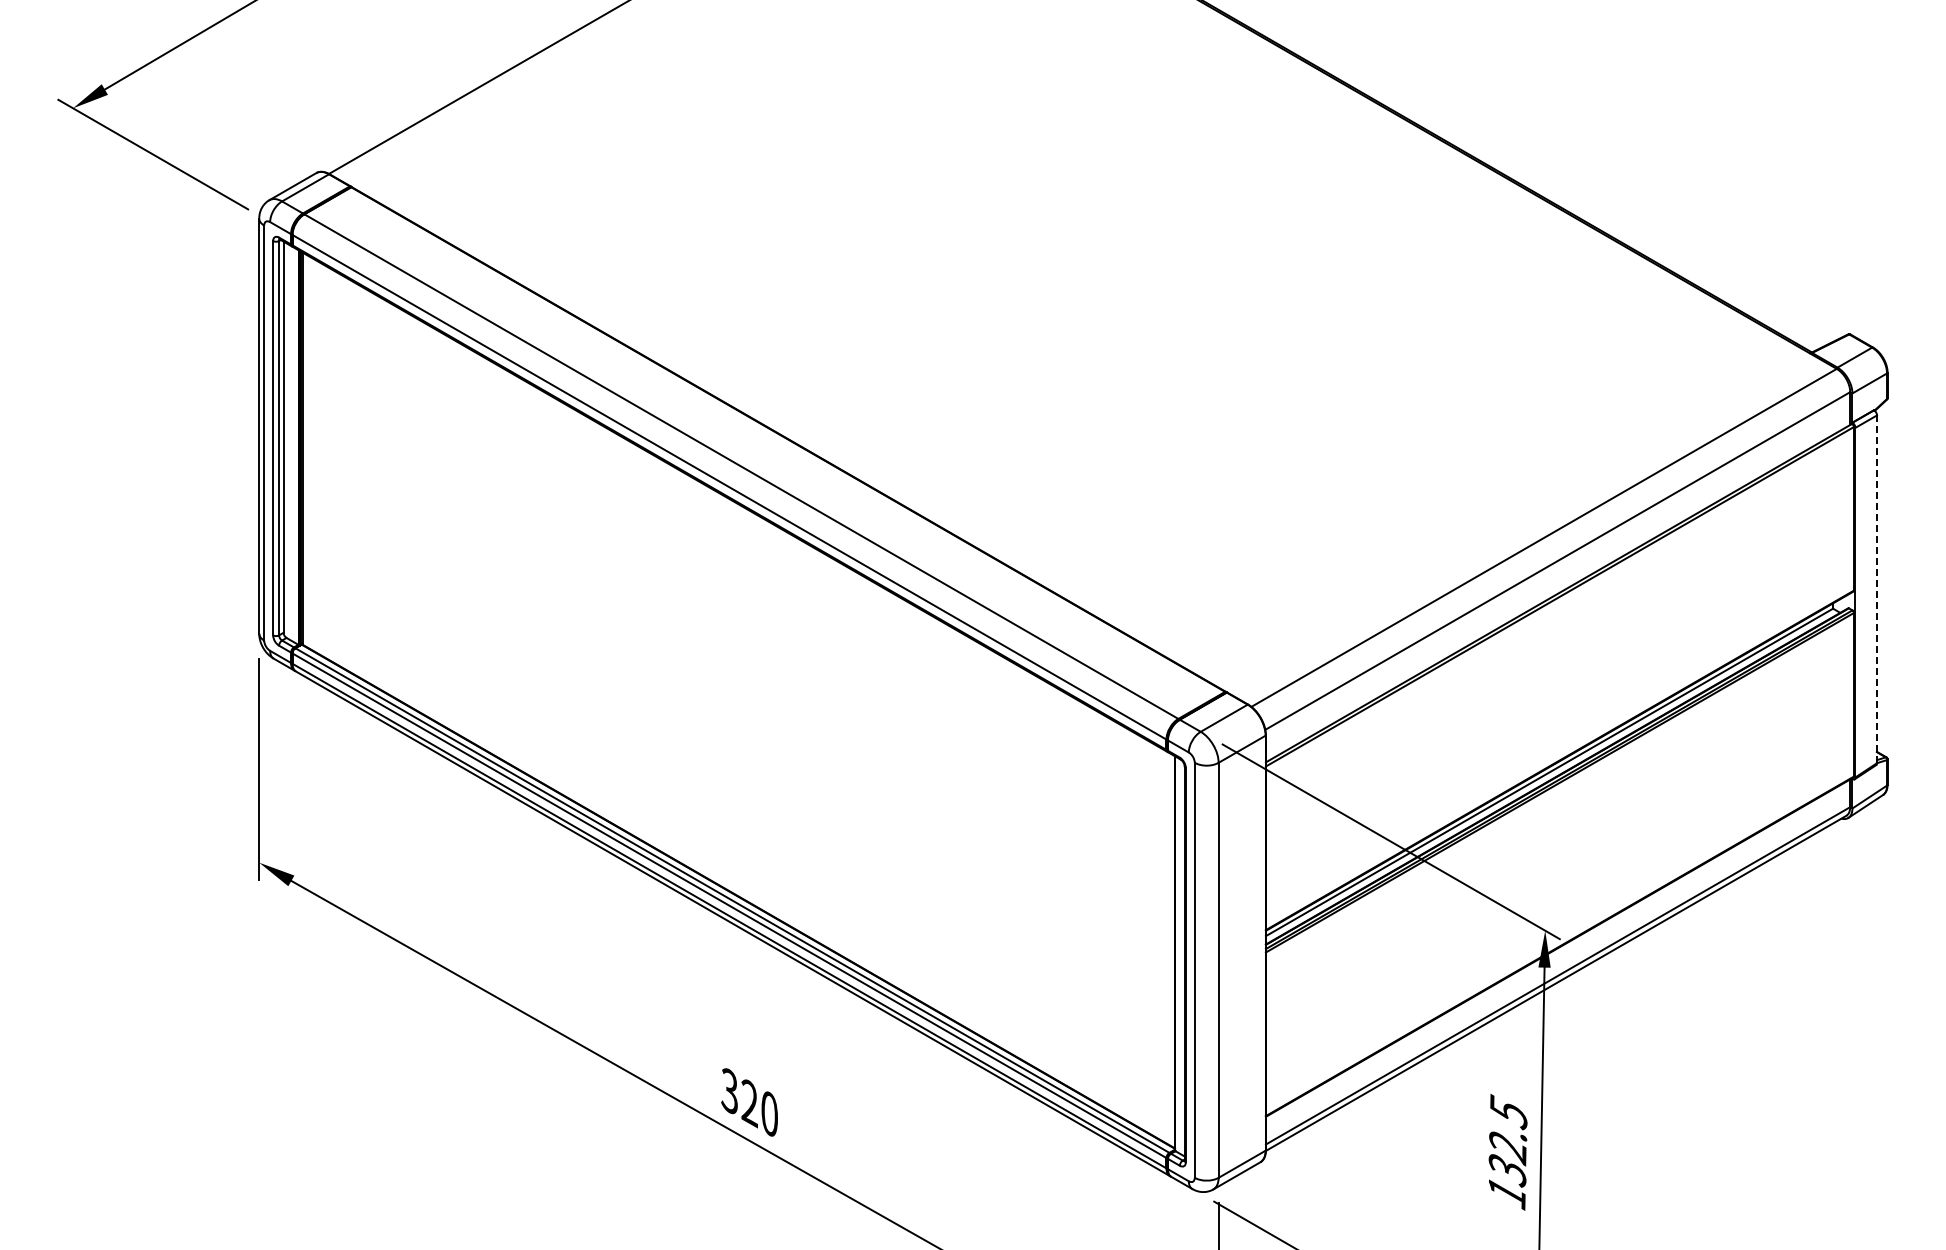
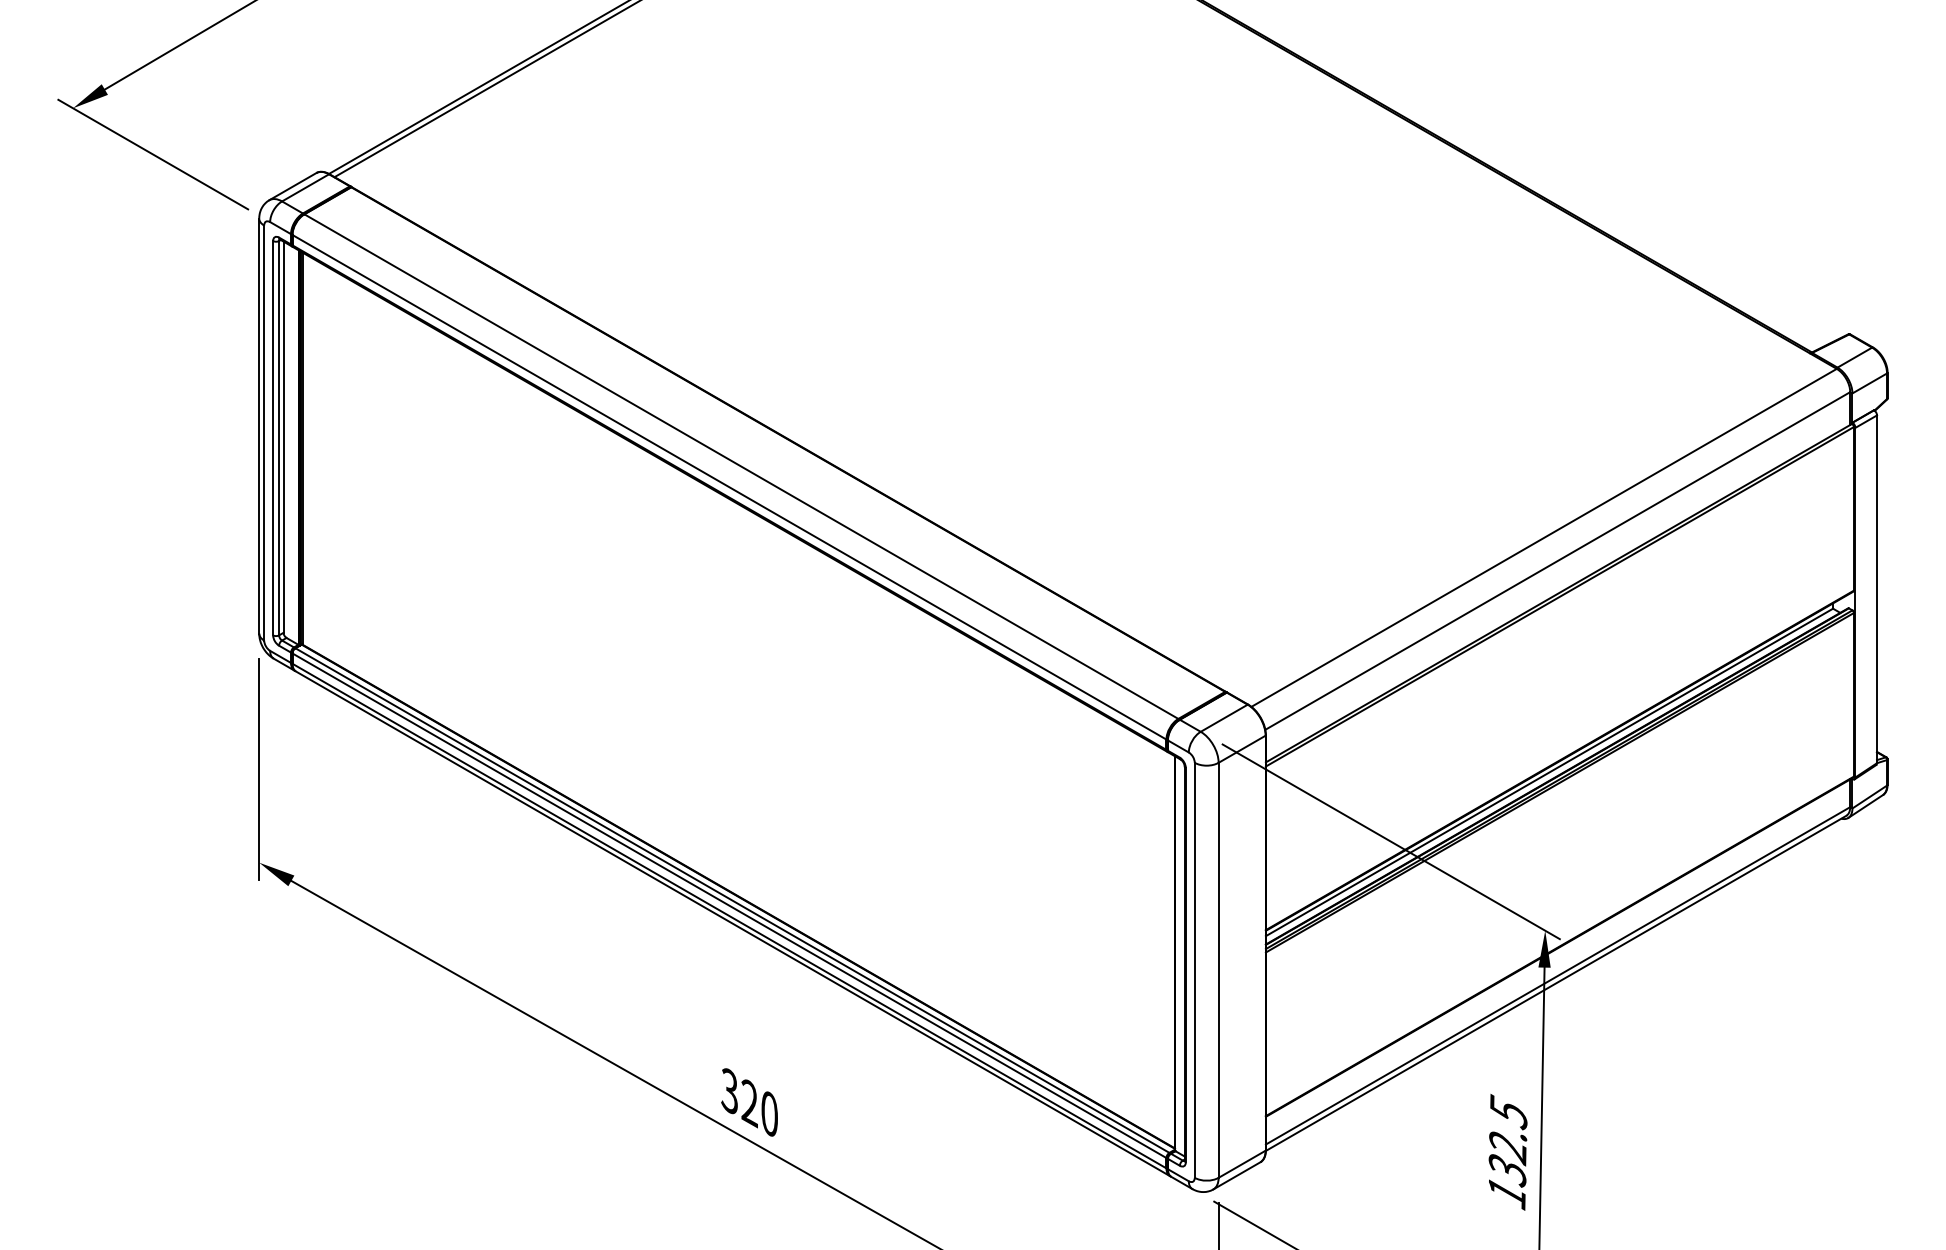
line: none -> present (485, 89)
line: dashed -> solid (1877, 589)
